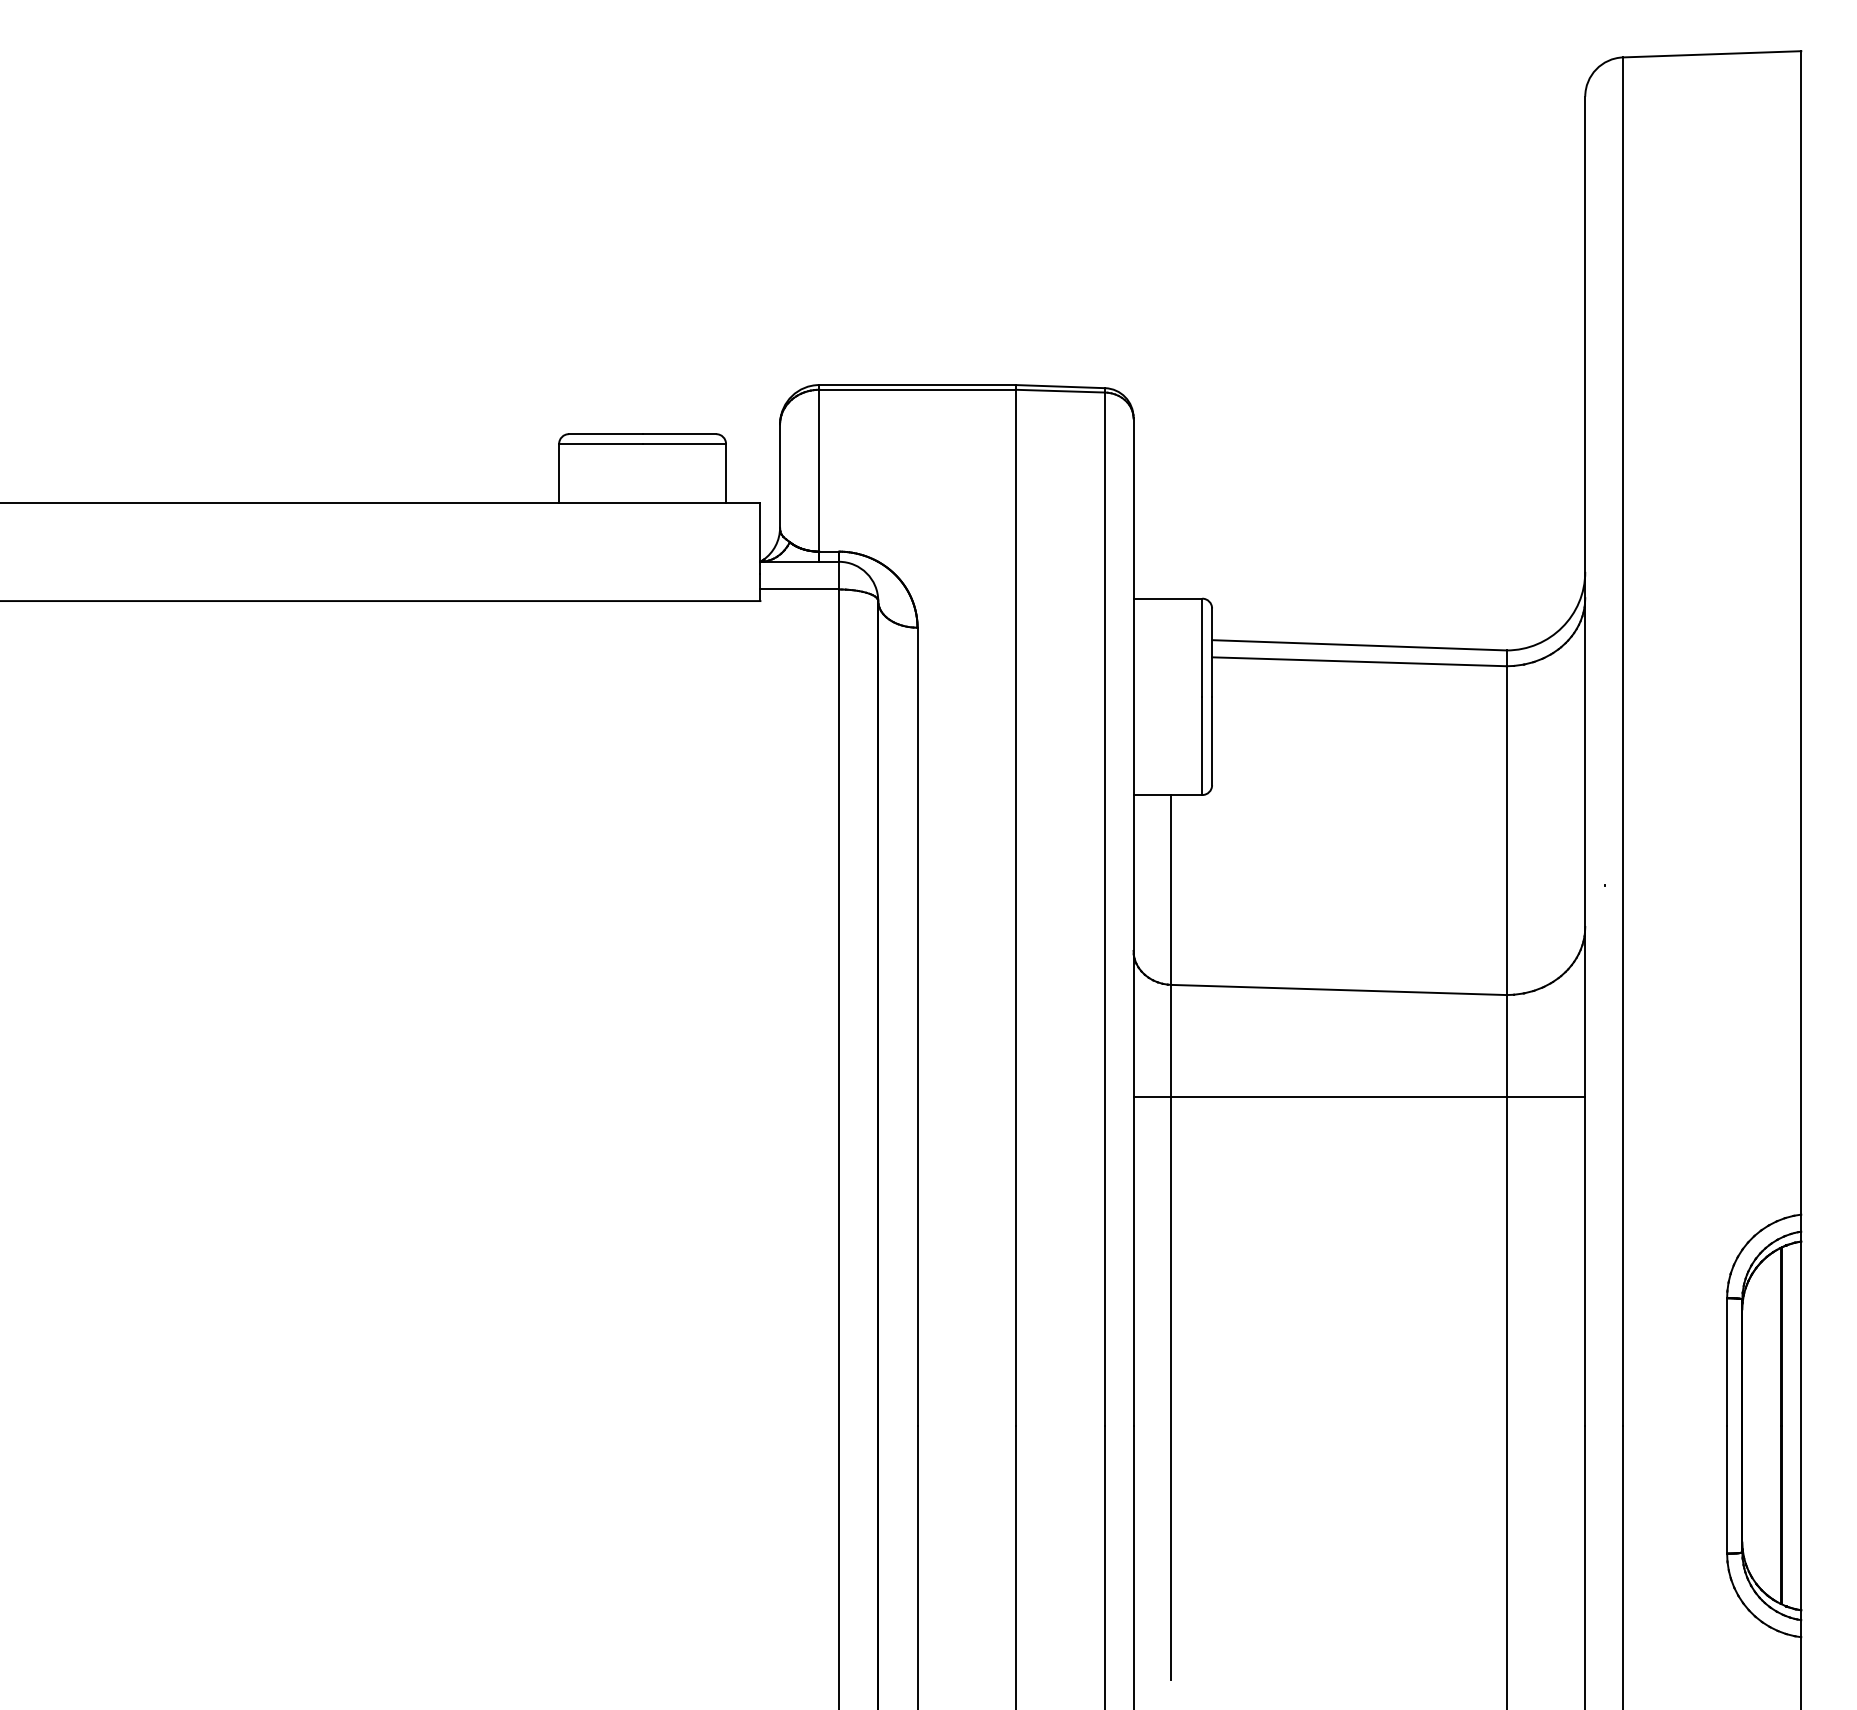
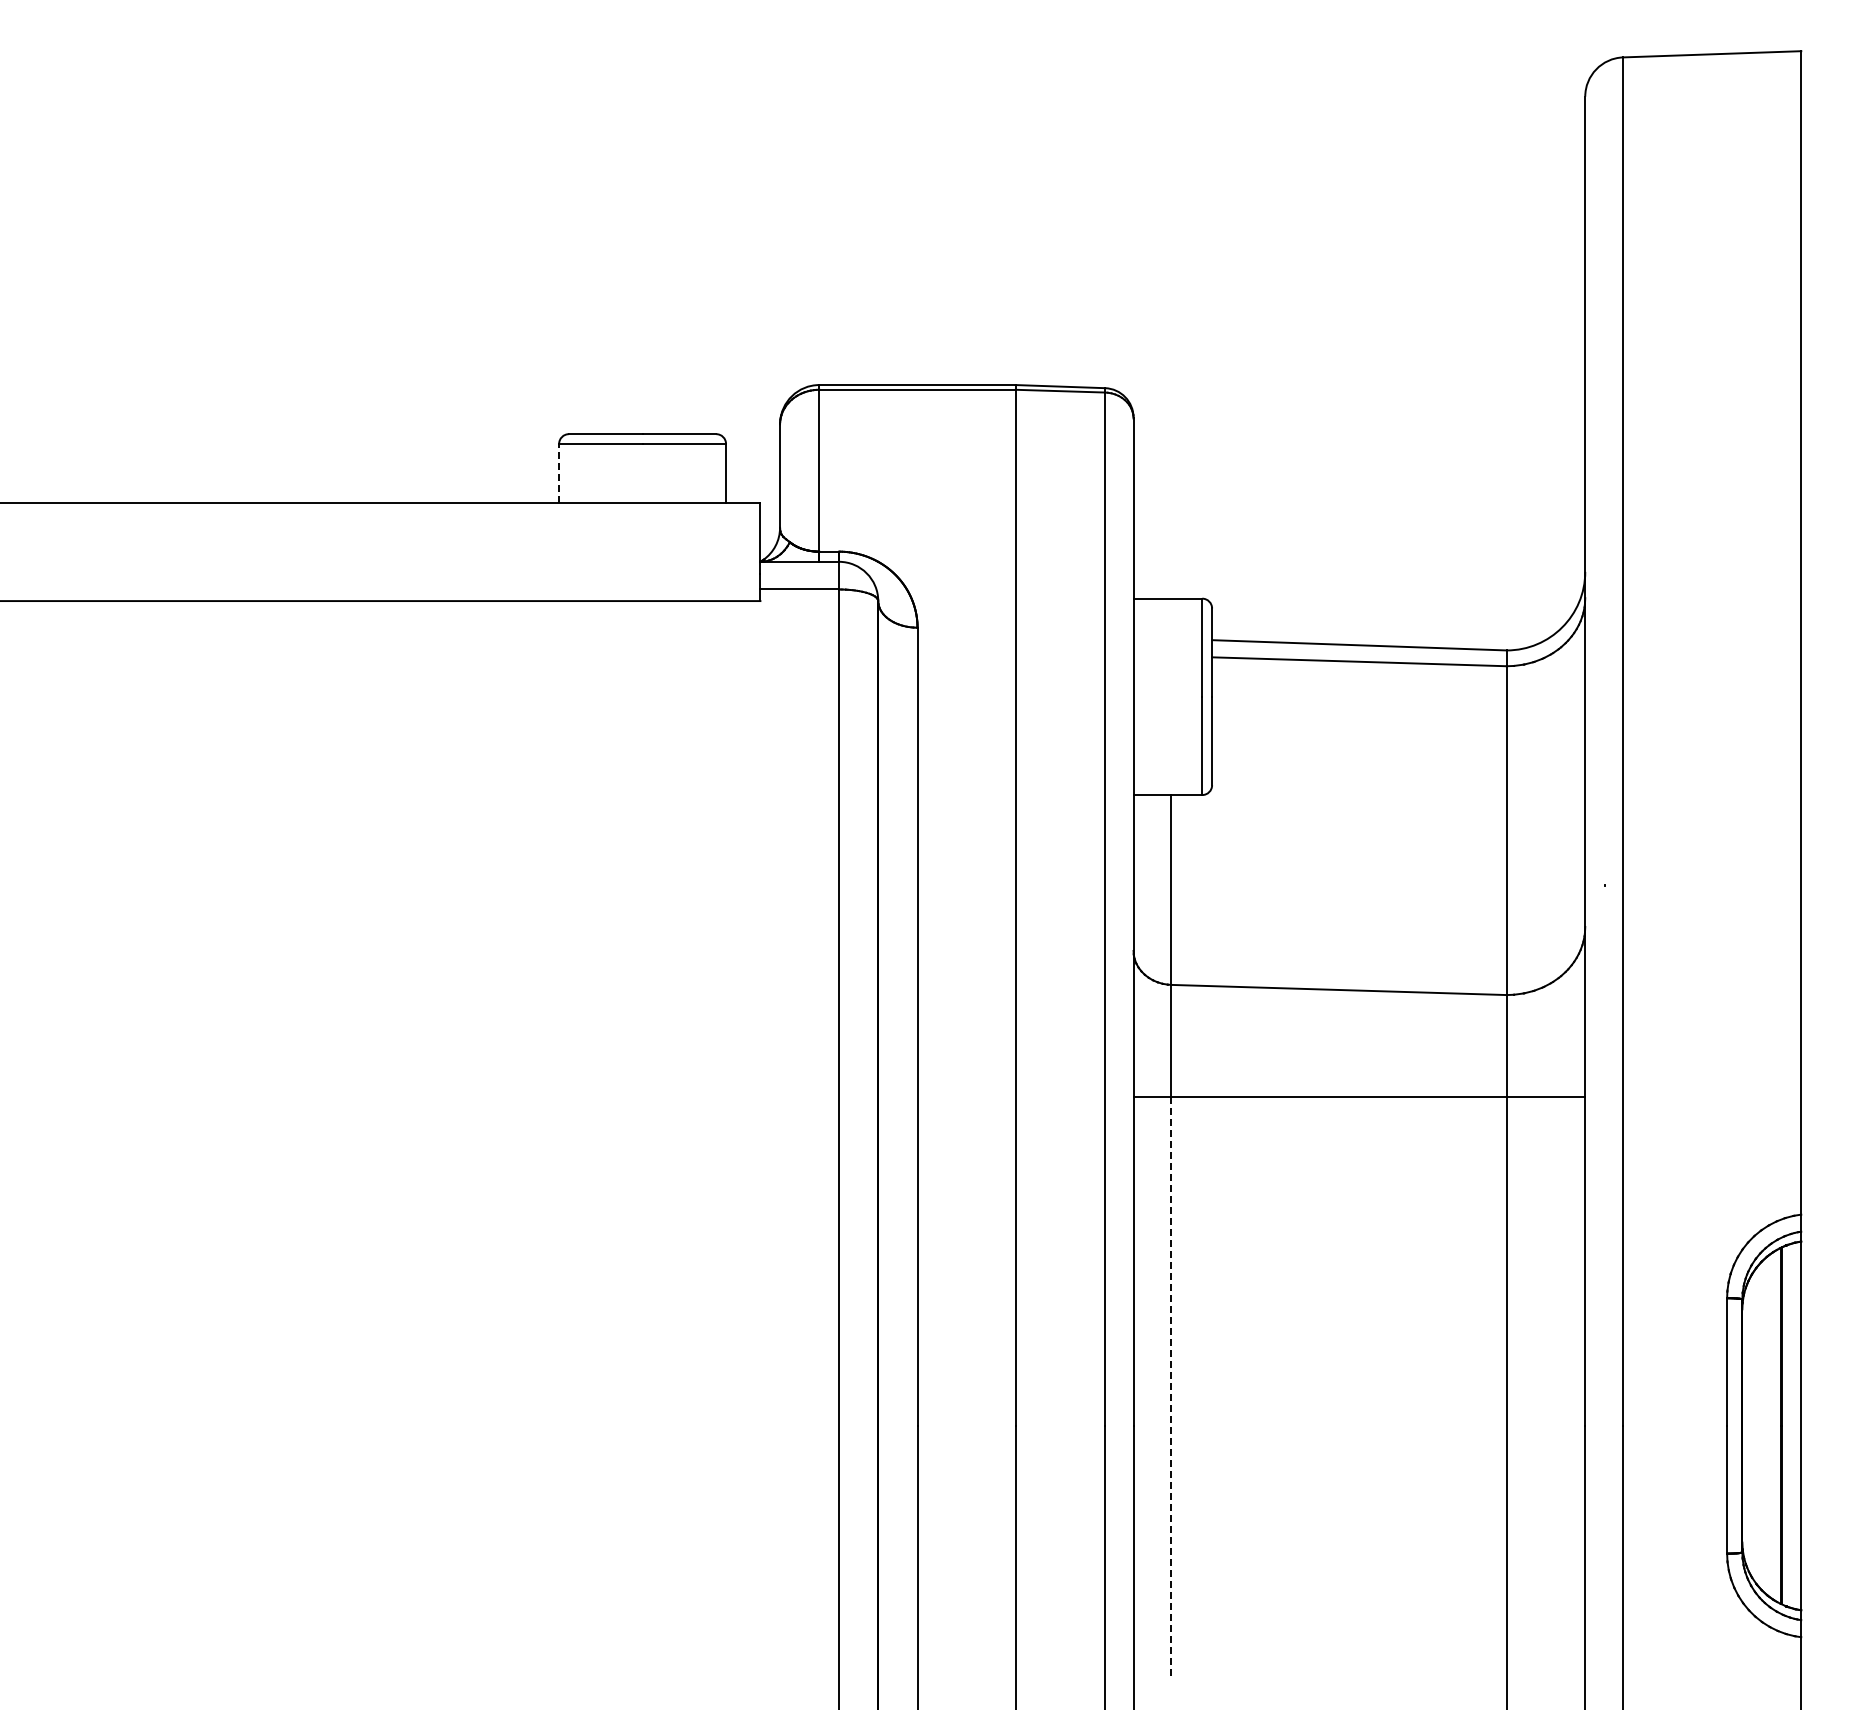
line: solid -> dashed (559, 472)
line: solid -> dashed (1171, 1388)
